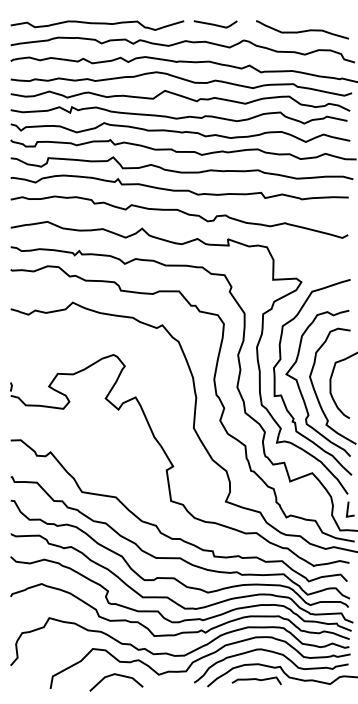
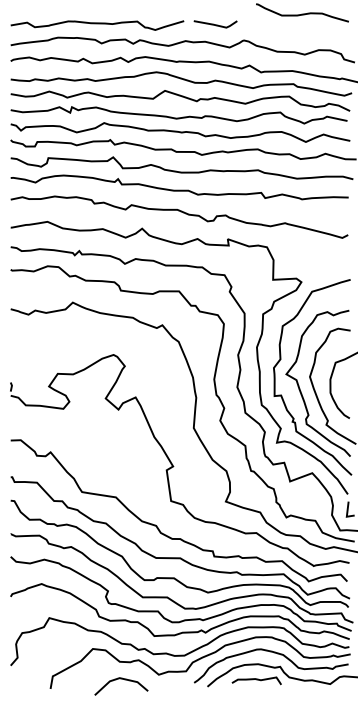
curve position: (302, 30) -> (302, 13) (302, 13)
line position: (119, 676) -> (124, 680) (124, 680)
